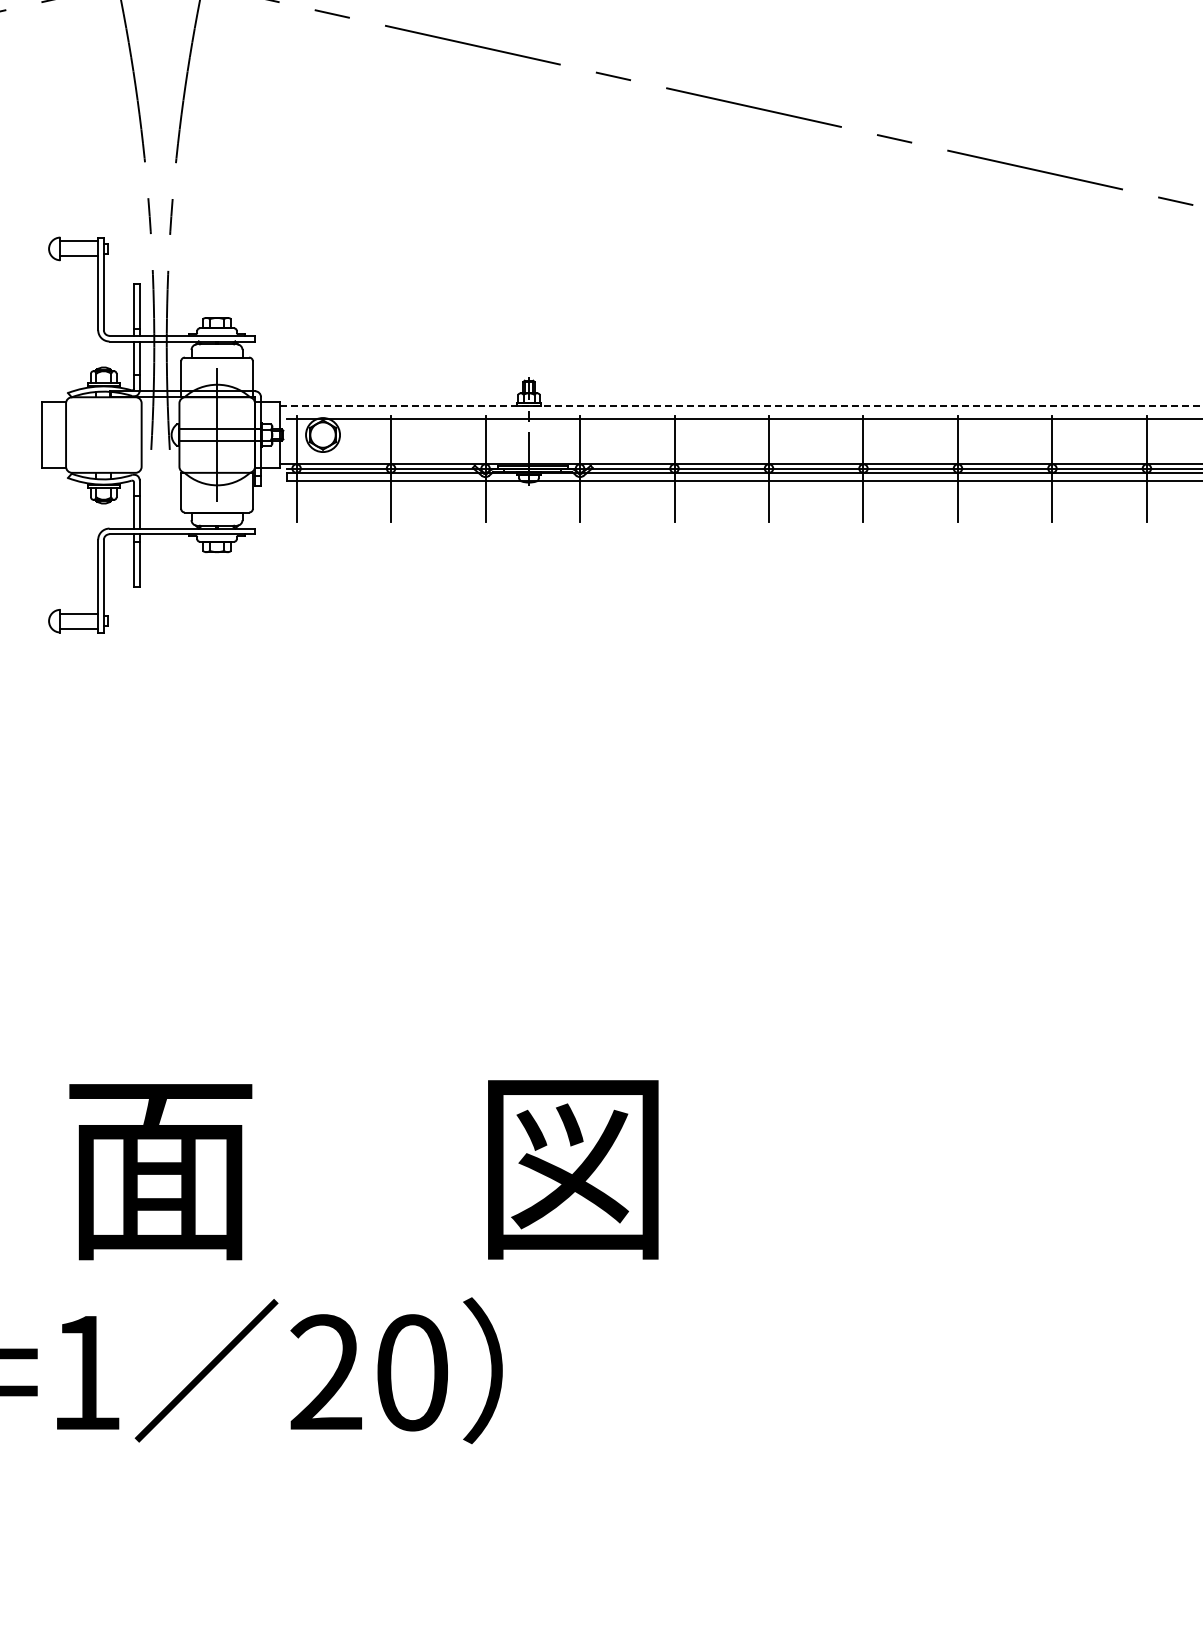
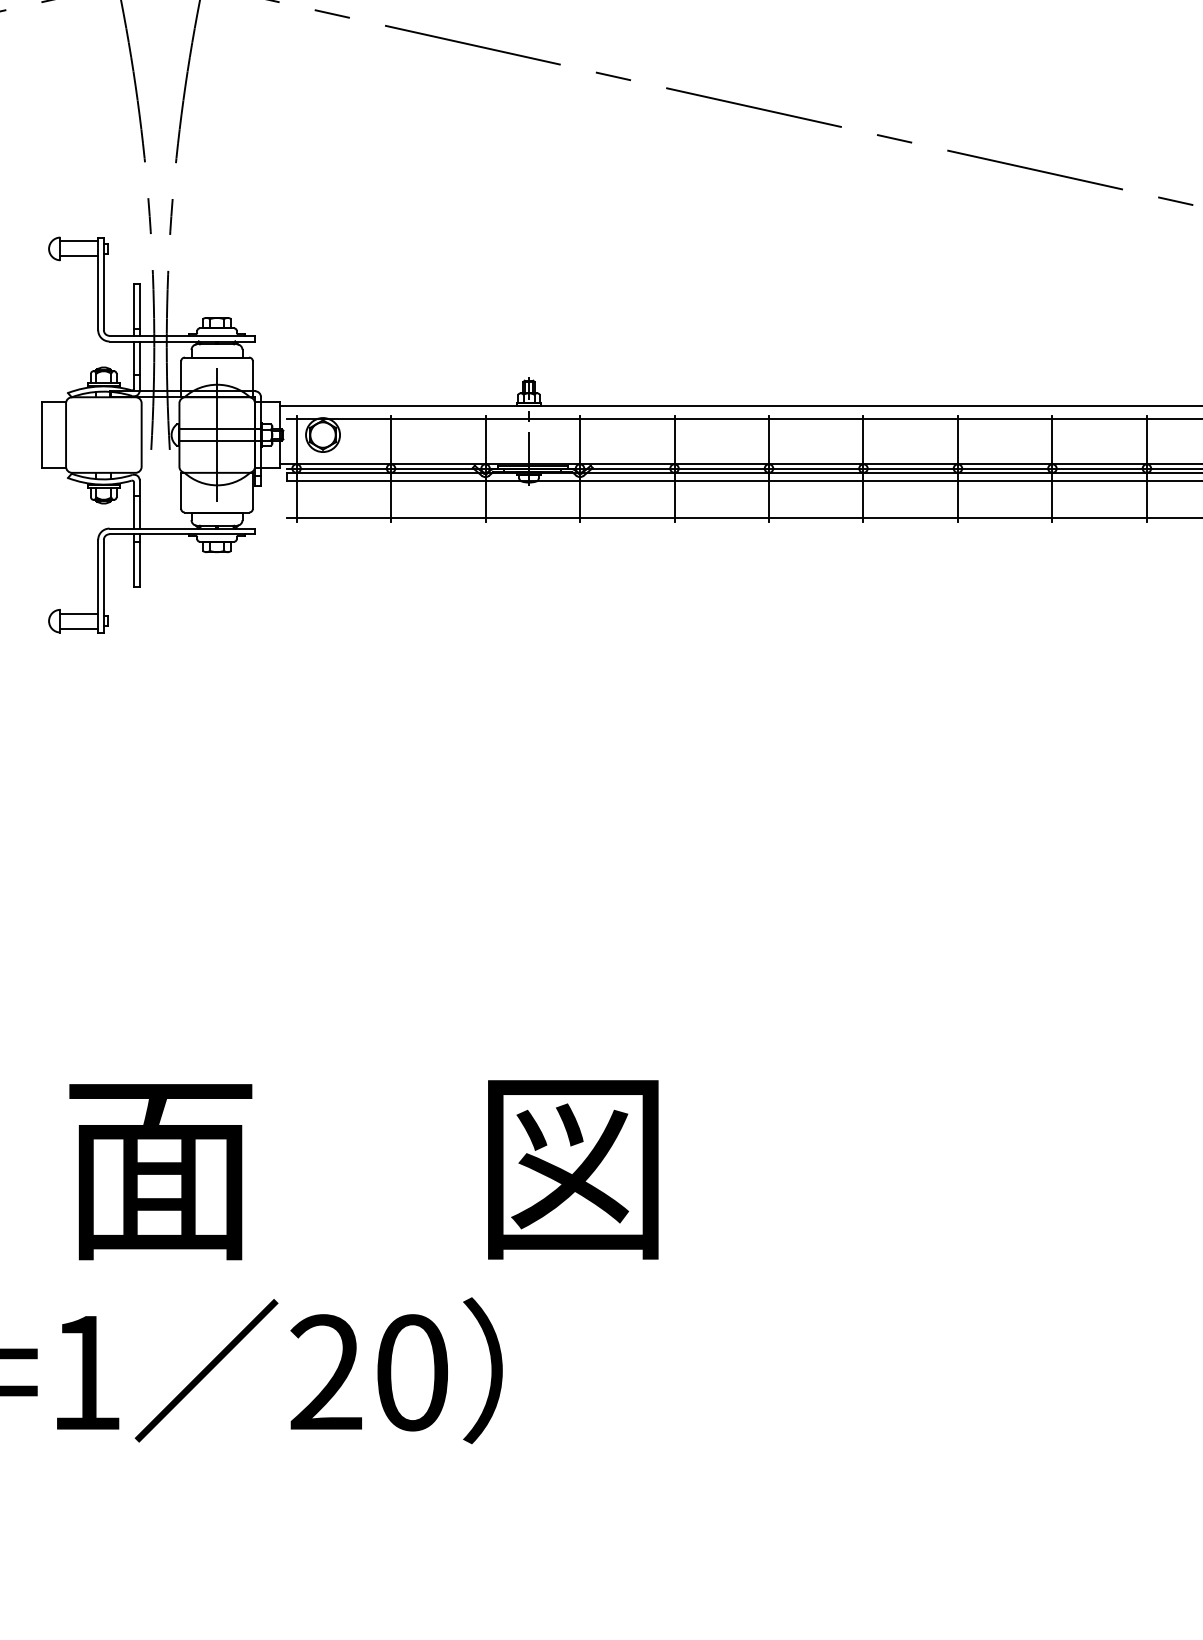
line: dashed -> solid (741, 405)
line: none -> present (743, 518)
